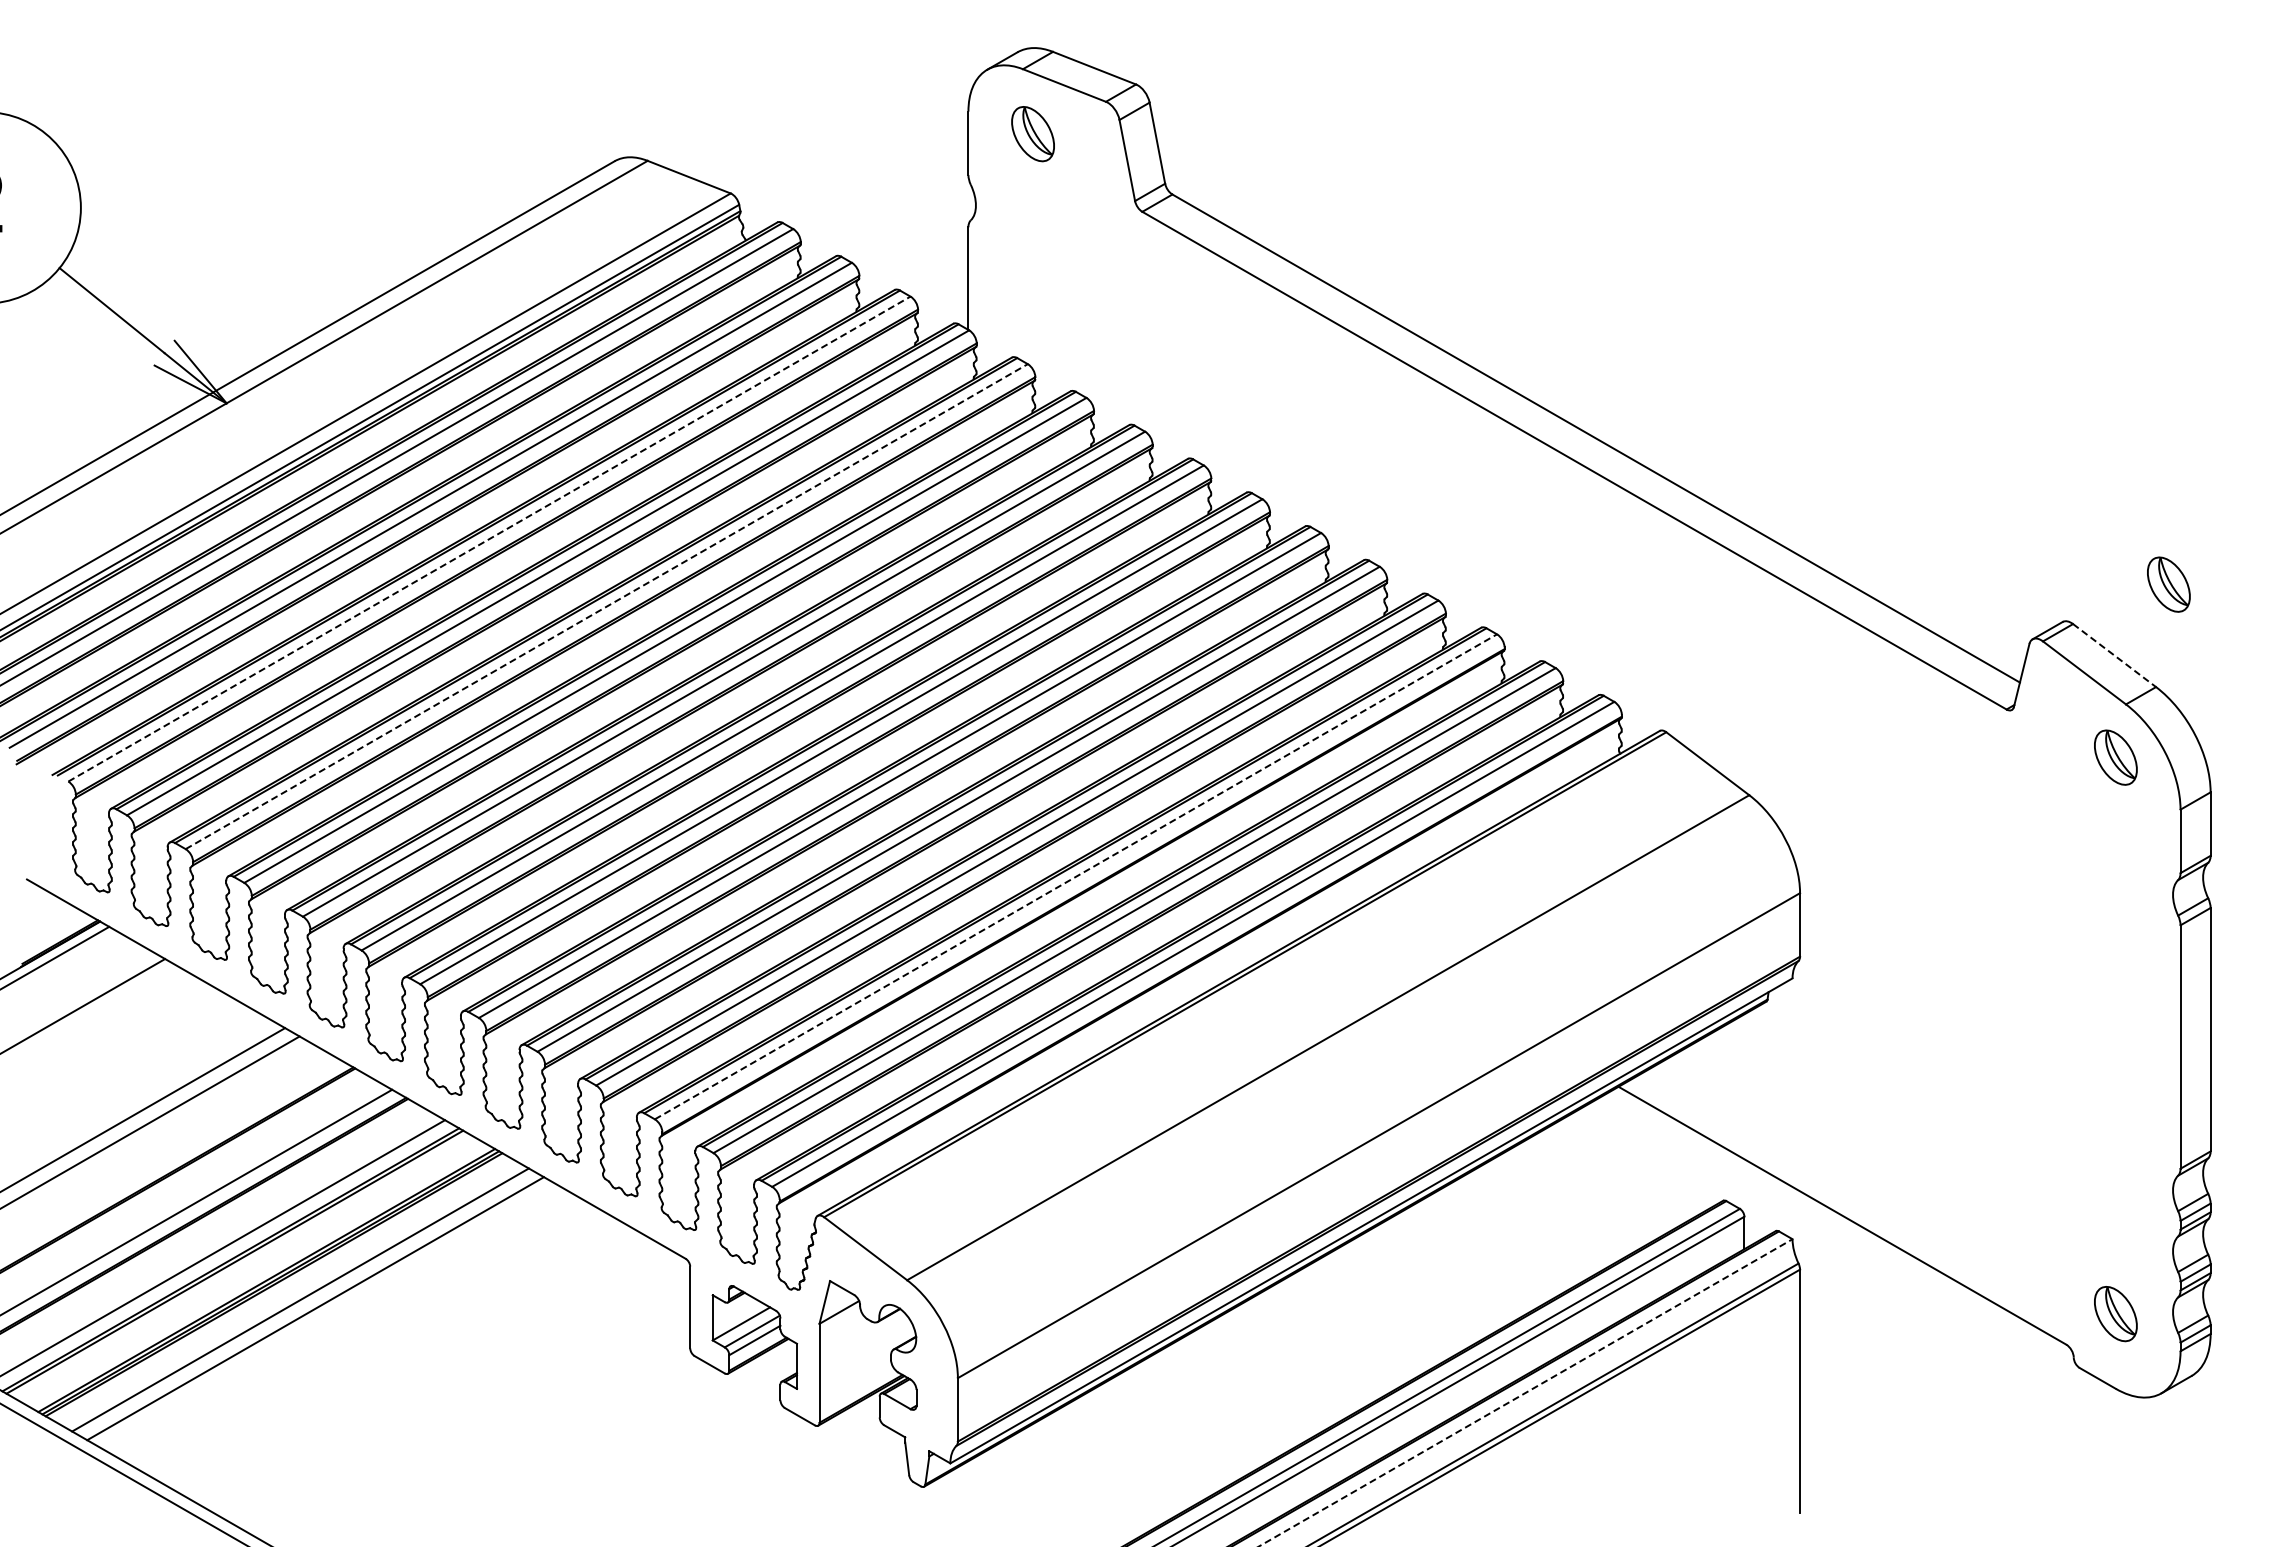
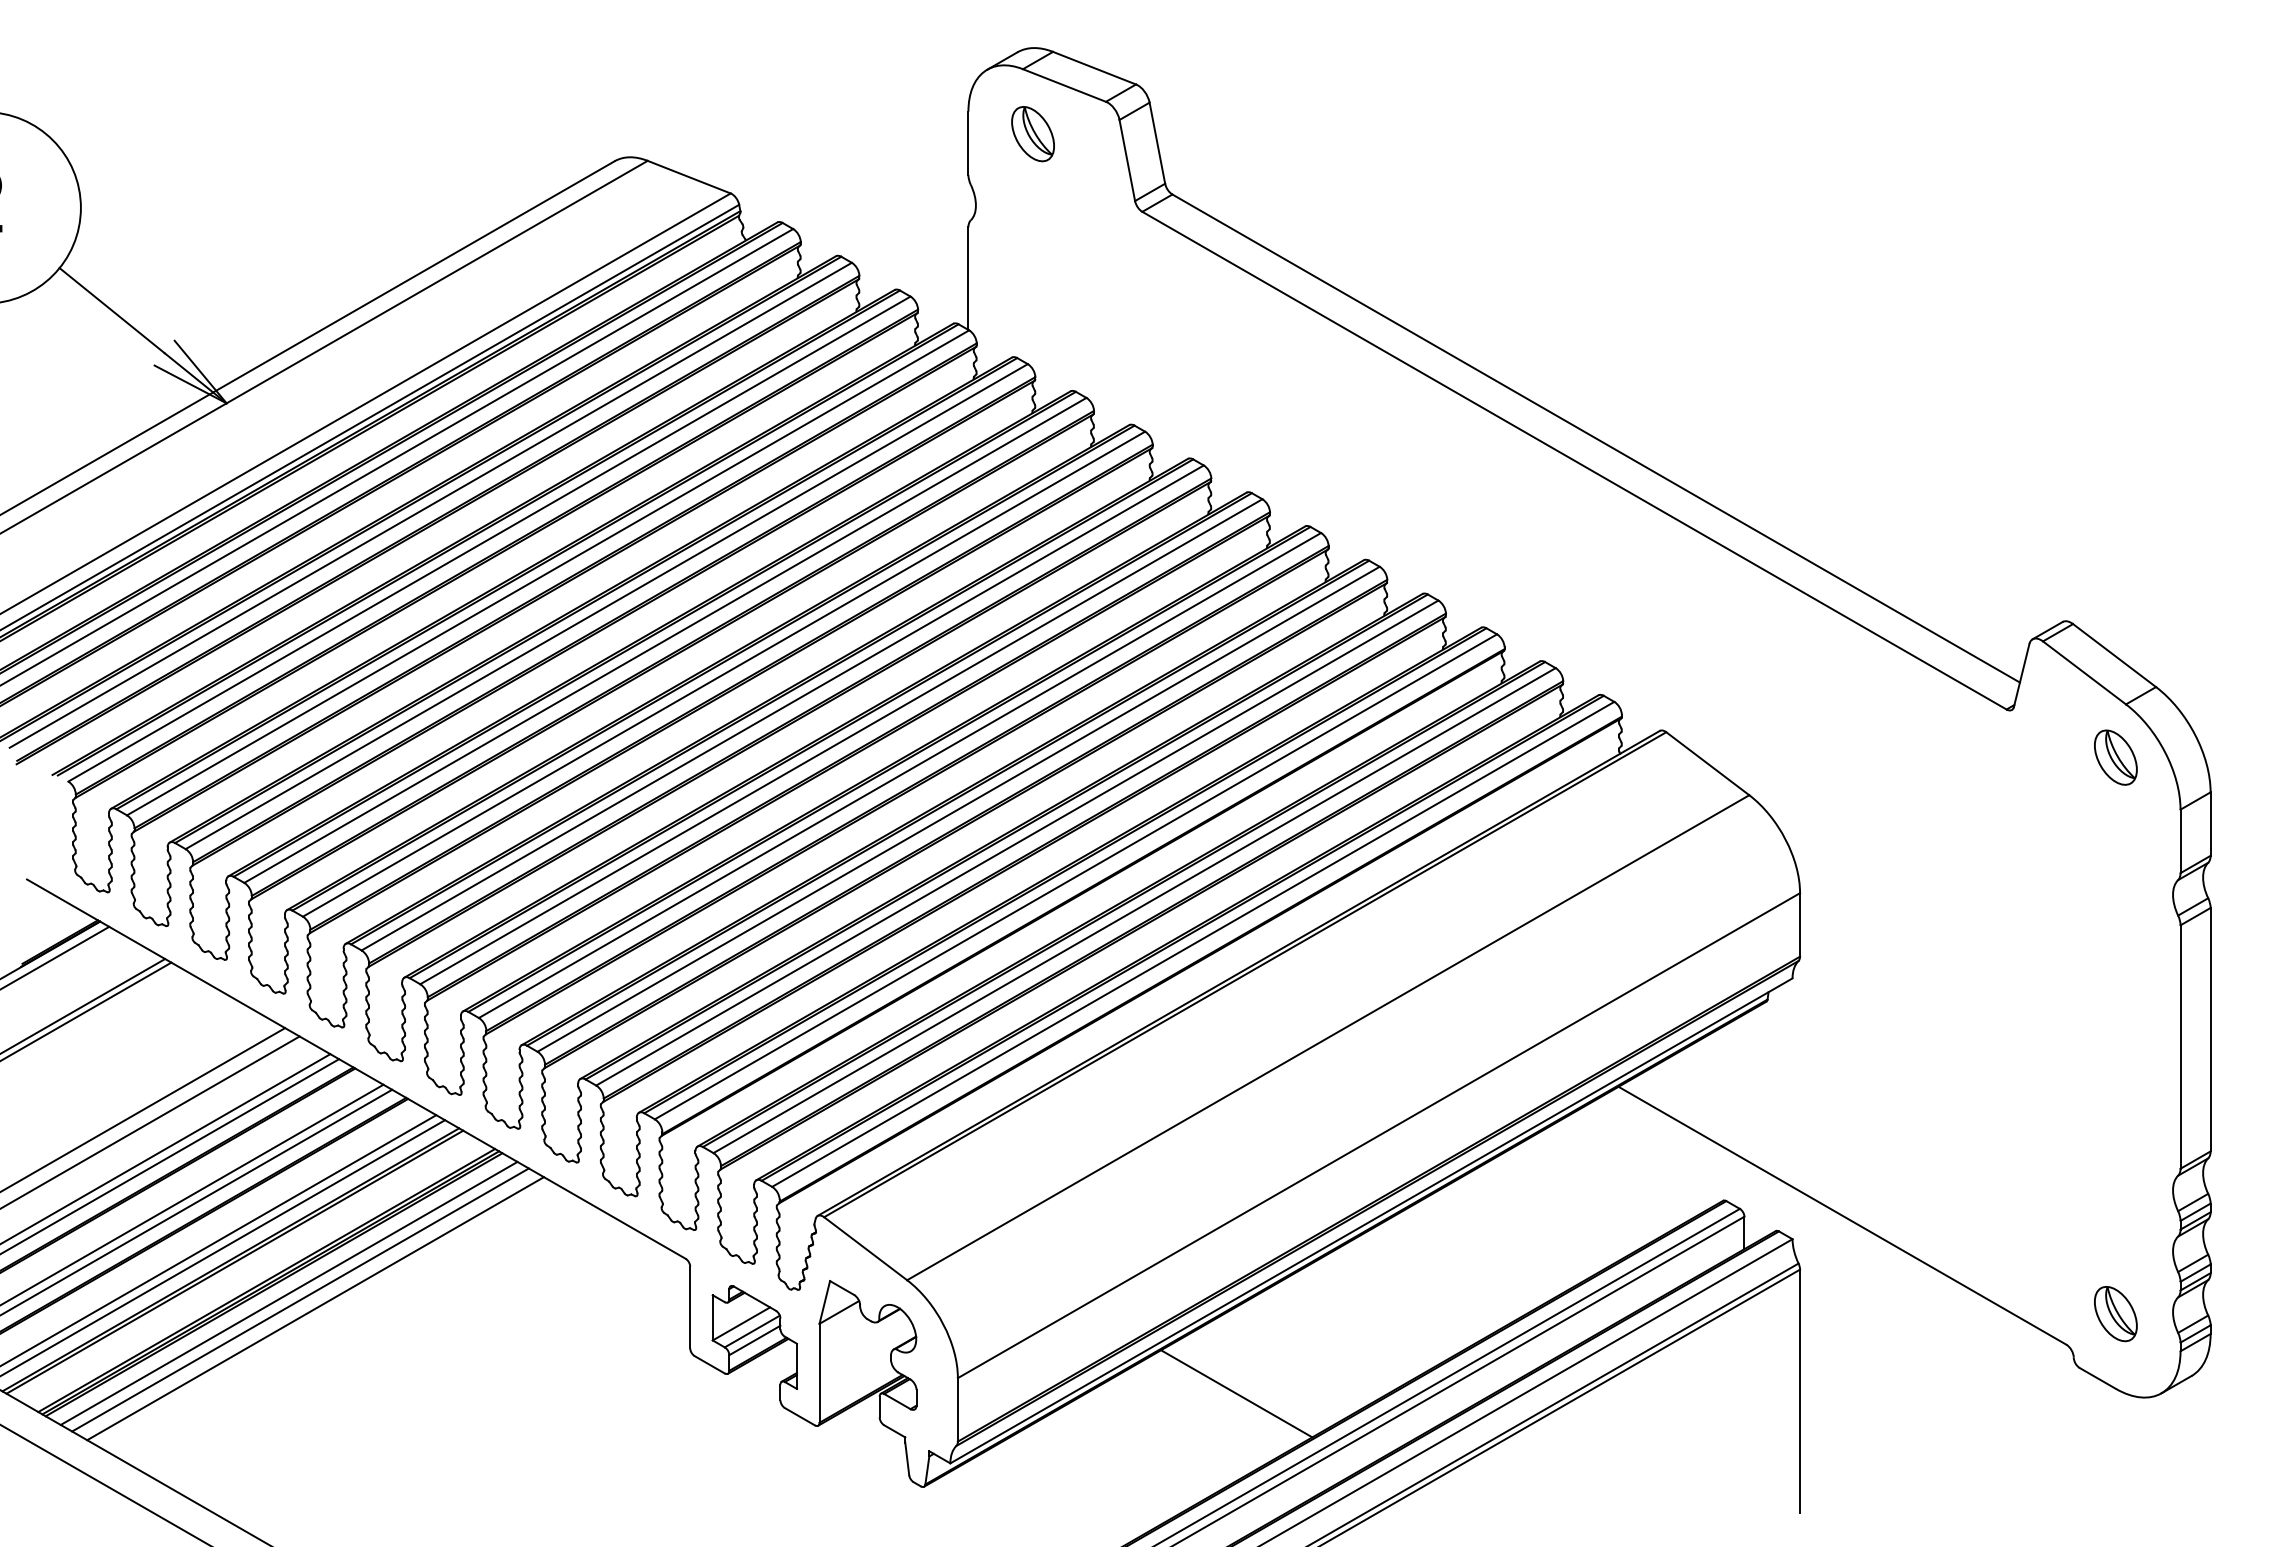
line: dashed -> solid (489, 539)
part: present -> none (2168, 584)
line: dashed -> solid (606, 606)
line: dashed -> solid (2114, 655)
line: dashed -> solid (1075, 876)
line: none -> present (86, 1011)
line: none -> present (166, 1148)
line: none -> present (170, 1155)
line: none -> present (192, 1194)
line: none -> present (219, 1240)
line: none -> present (288, 1292)
line: dashed -> solid (1525, 1392)
line: none -> present (1236, 1393)
line position: (123, 1473) -> (104, 1484) (104, 1484)
